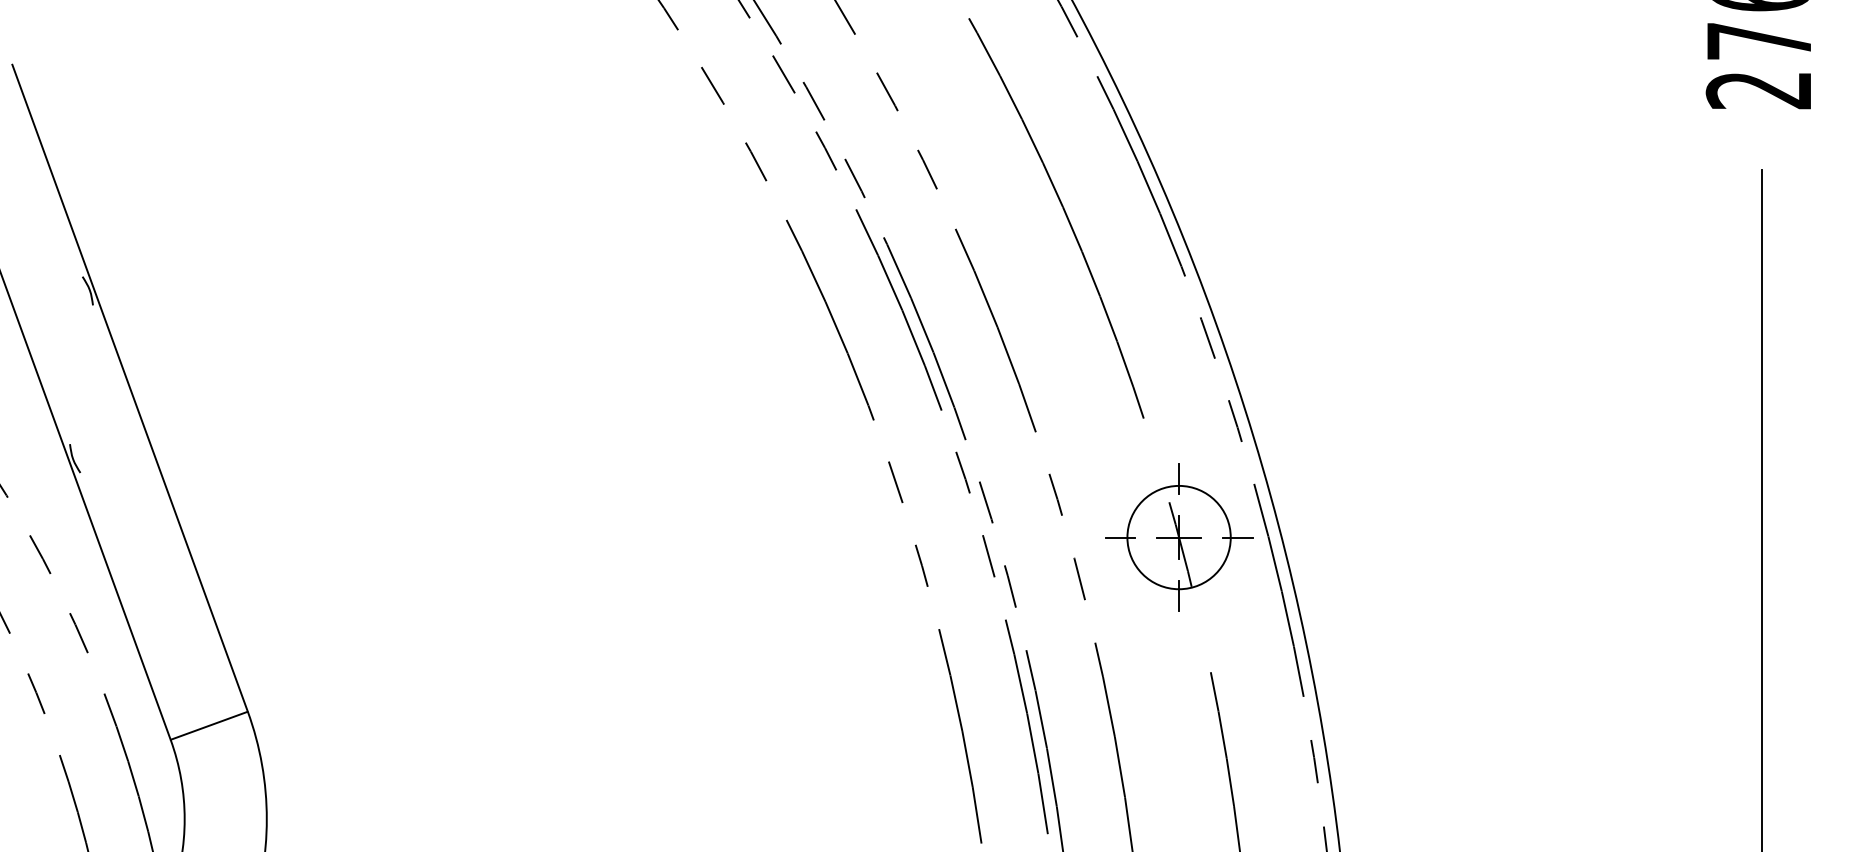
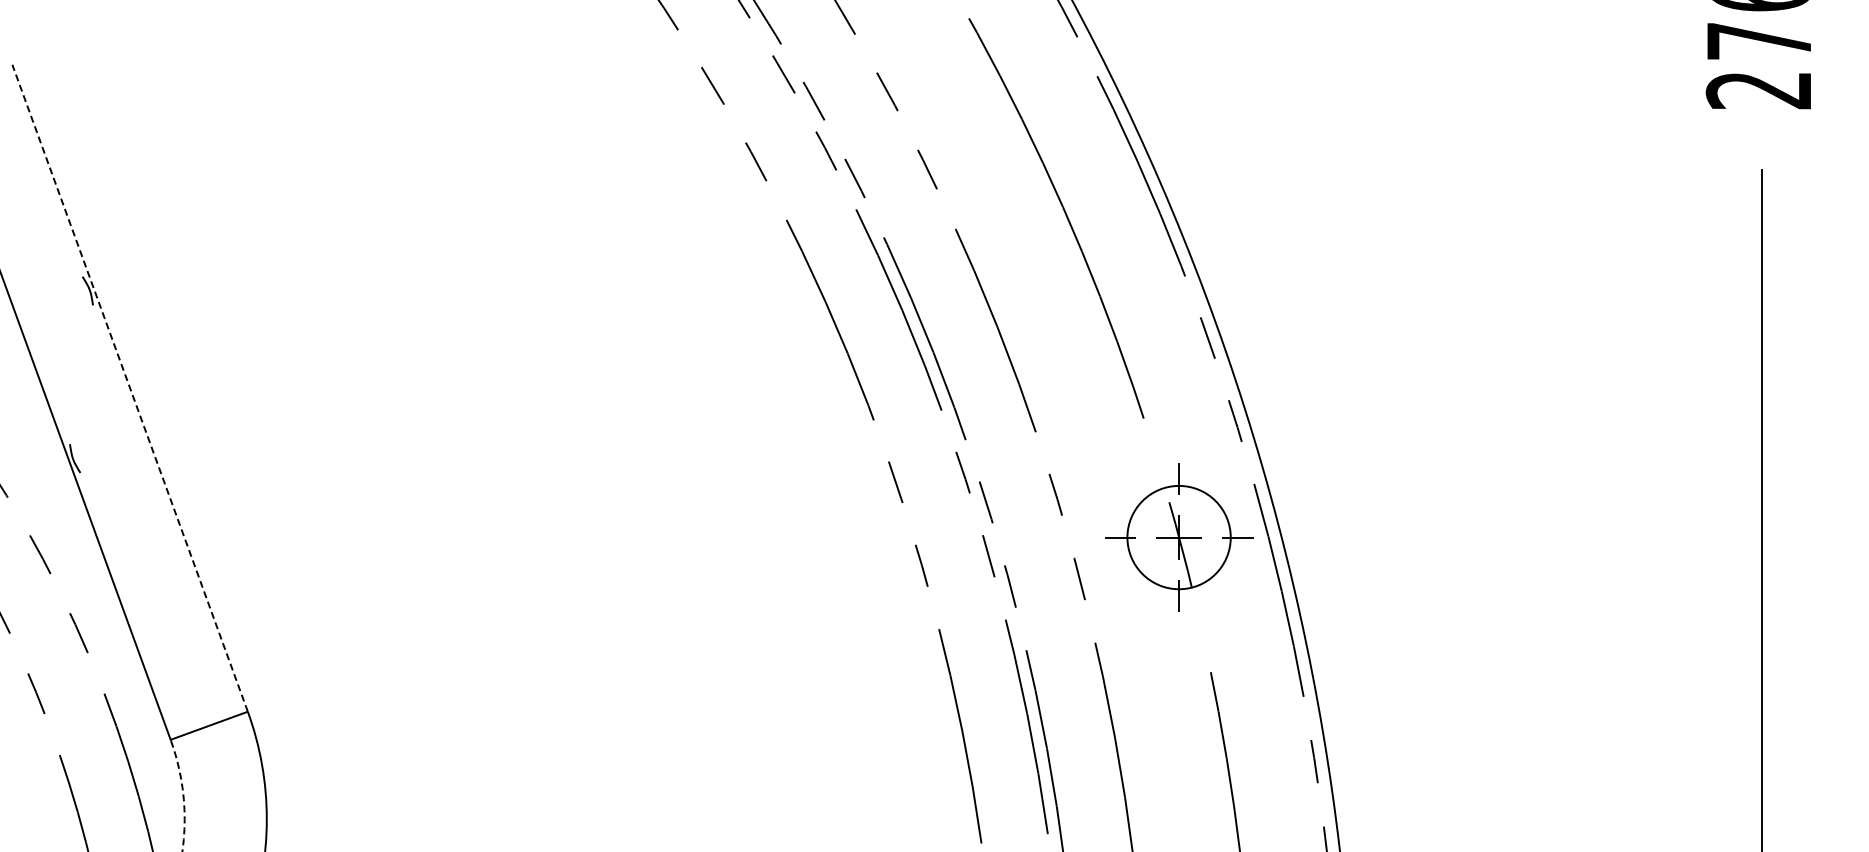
line: solid -> dashed (129, 387)
arc: solid -> dashed (183, 795)
